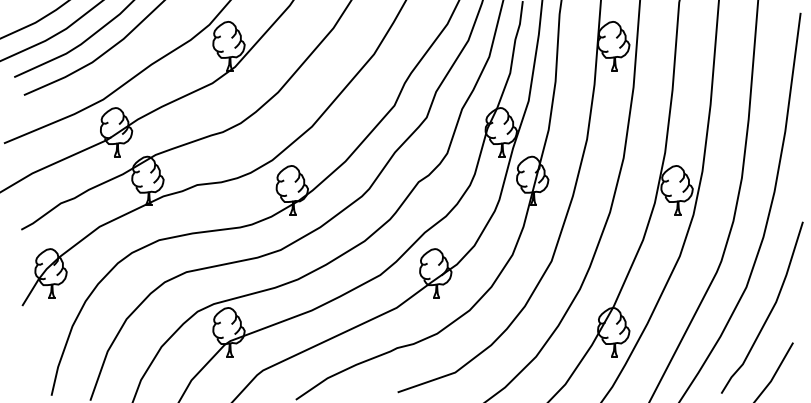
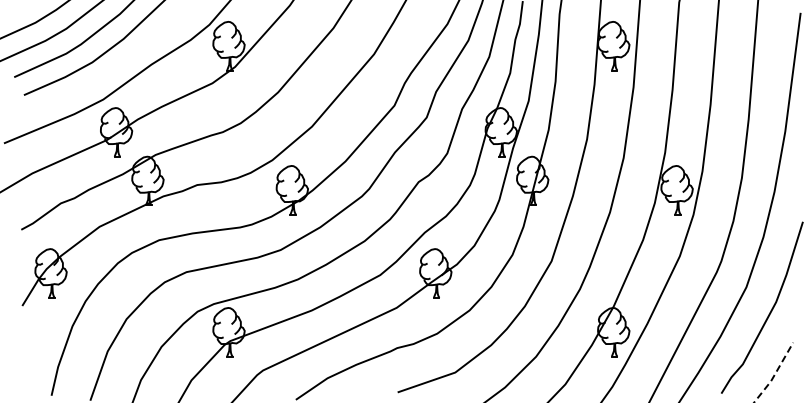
line: solid -> dashed (775, 373)
